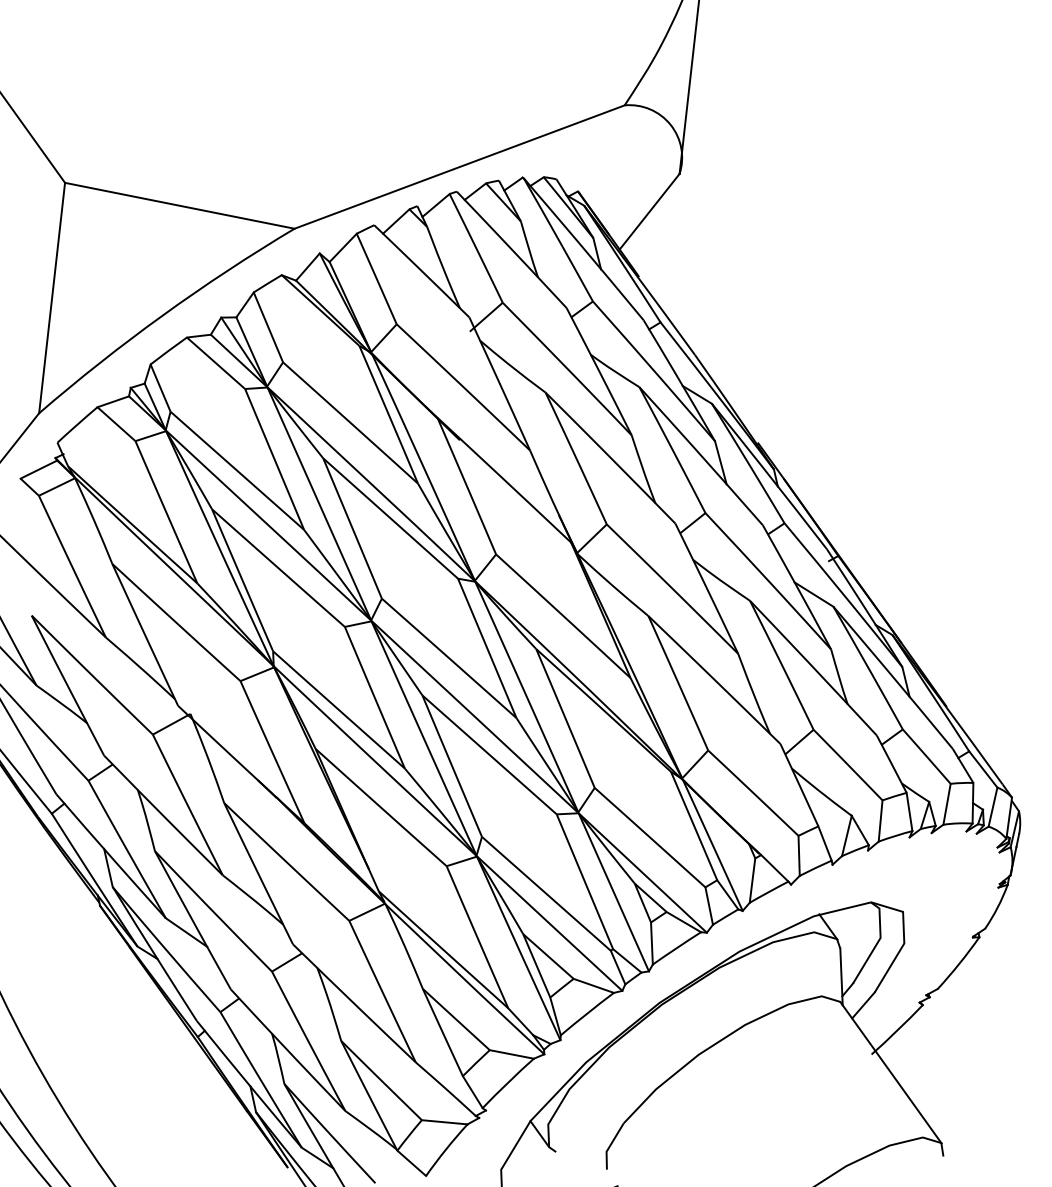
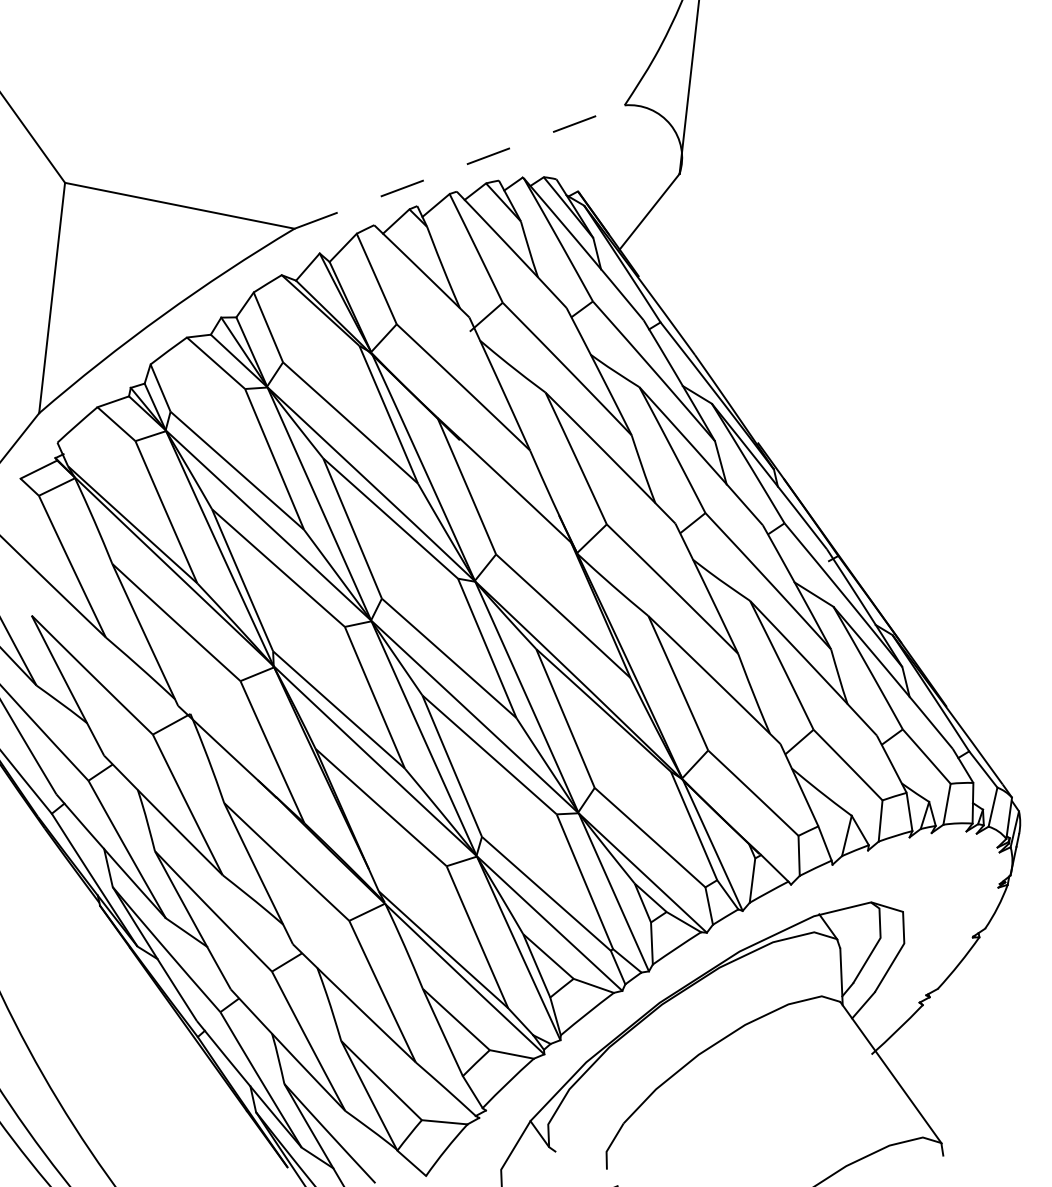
line: solid -> dashed (460, 166)
